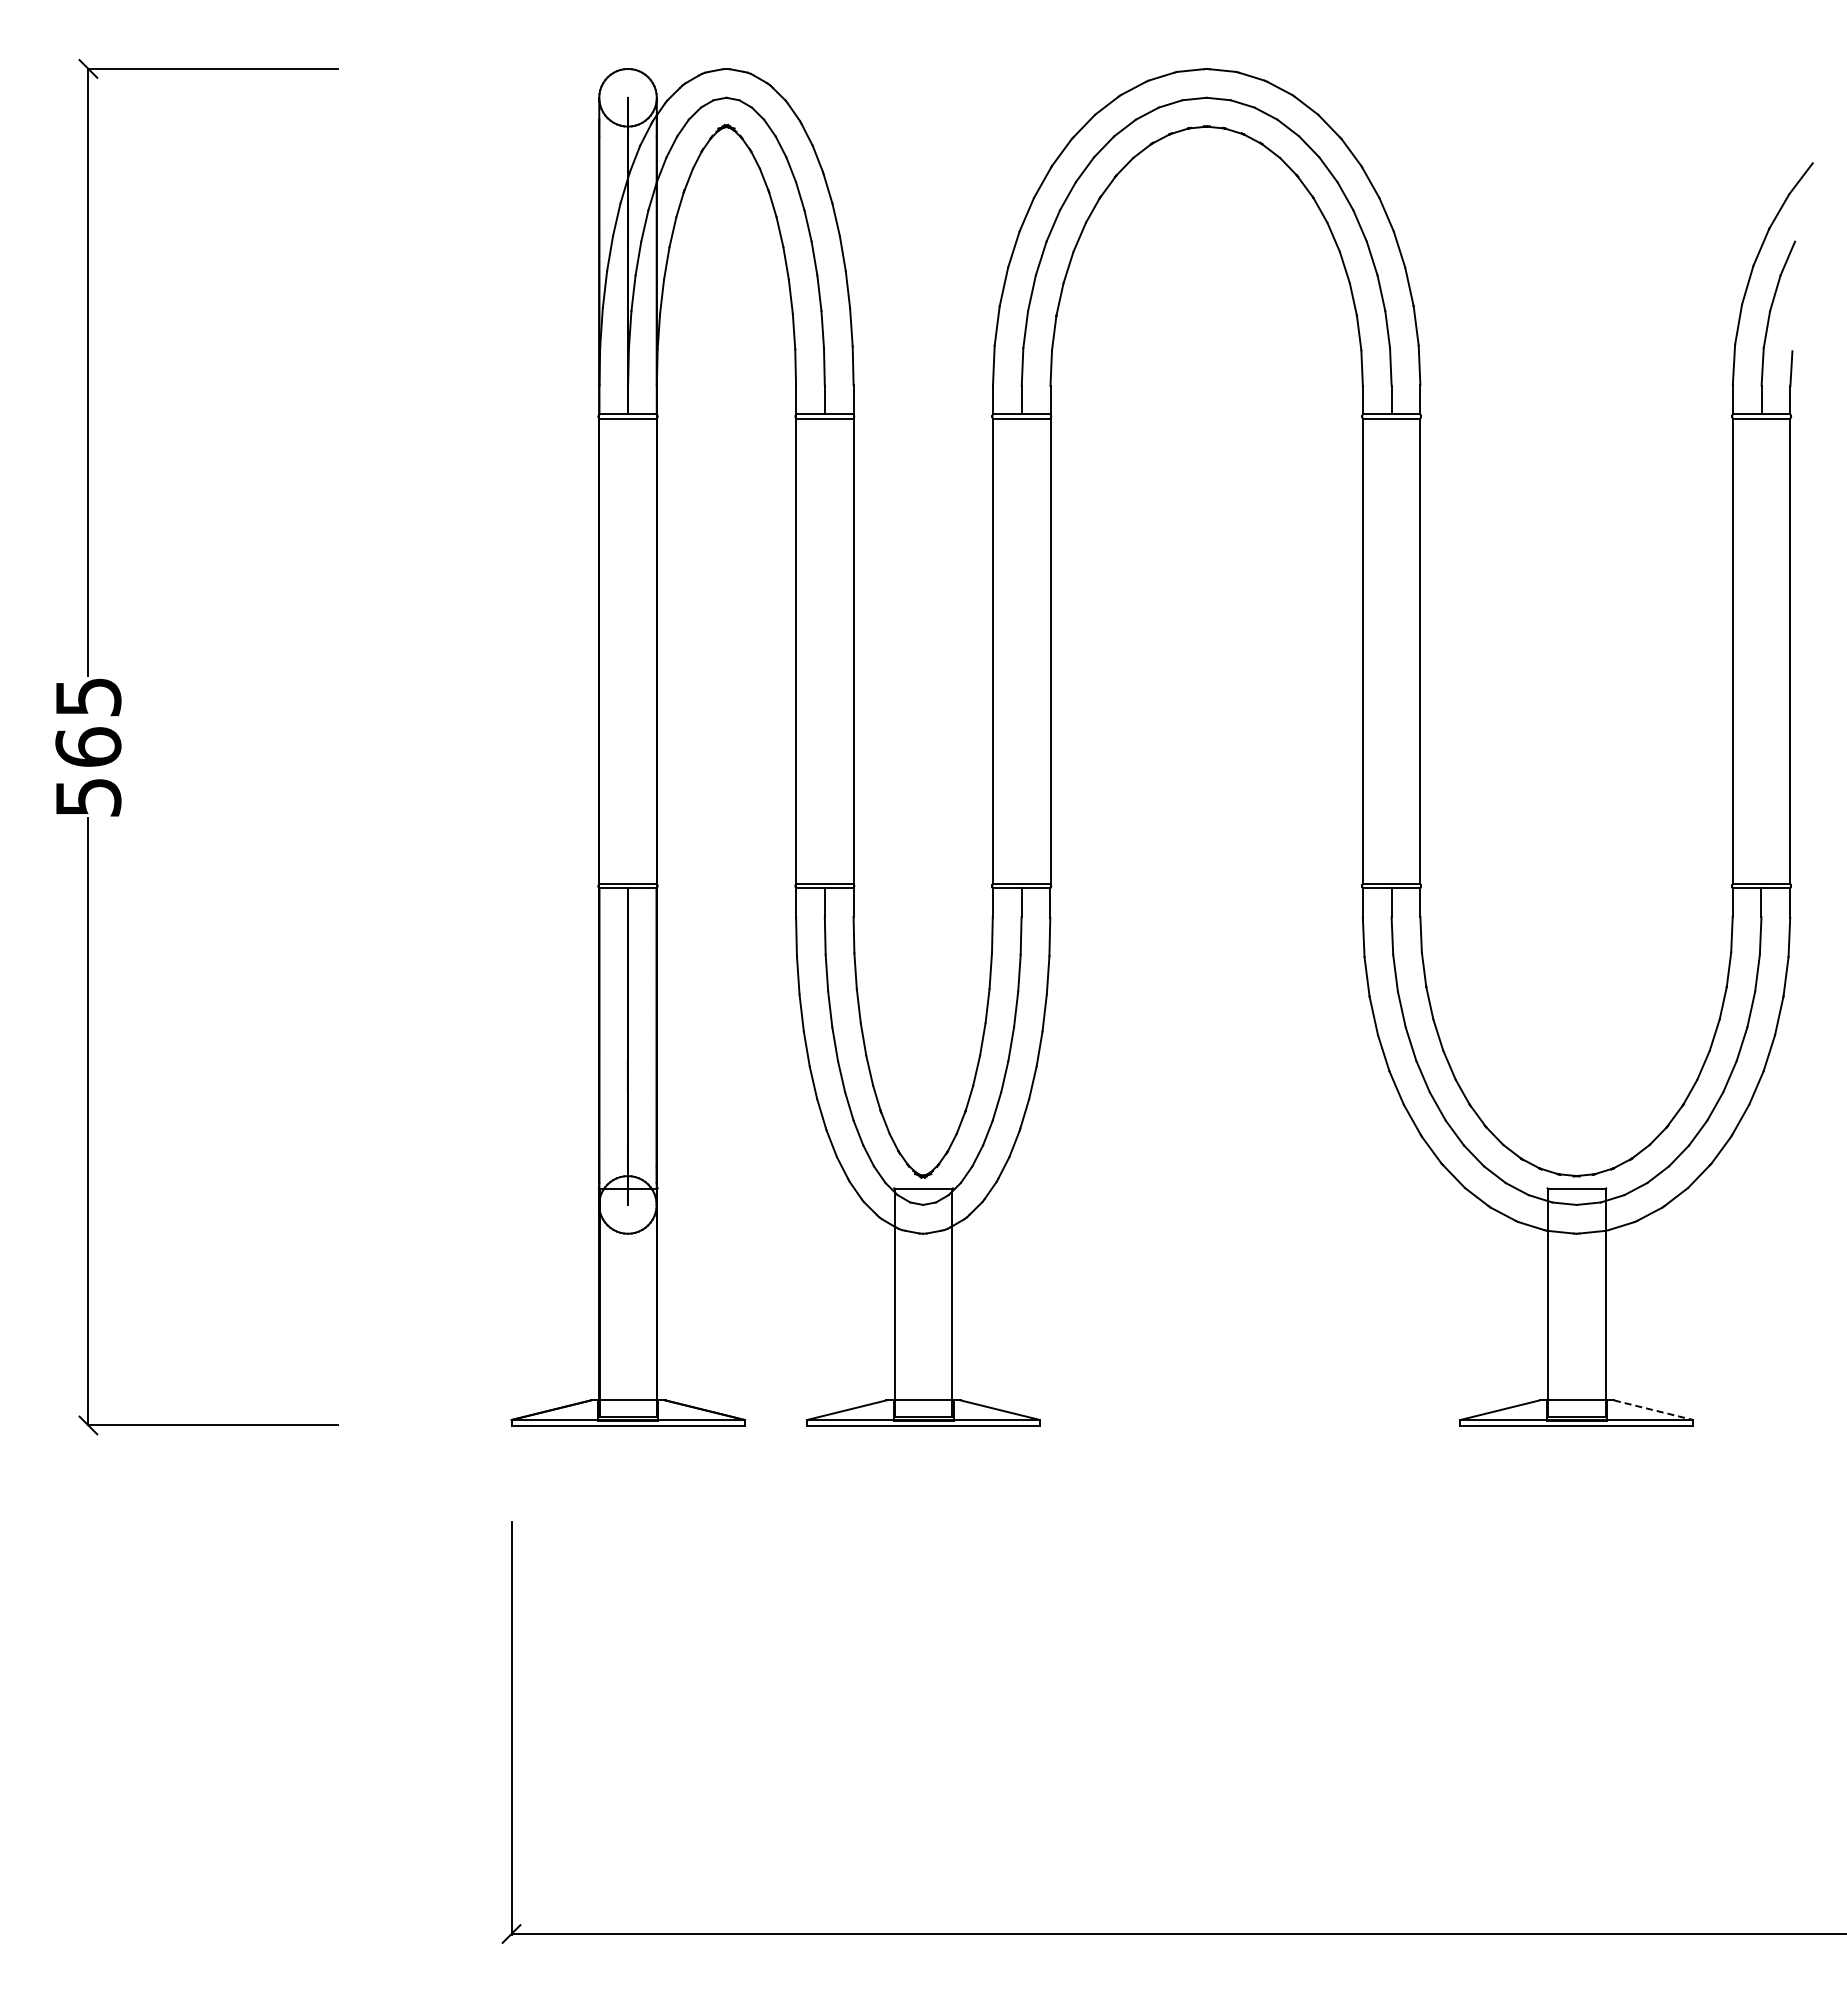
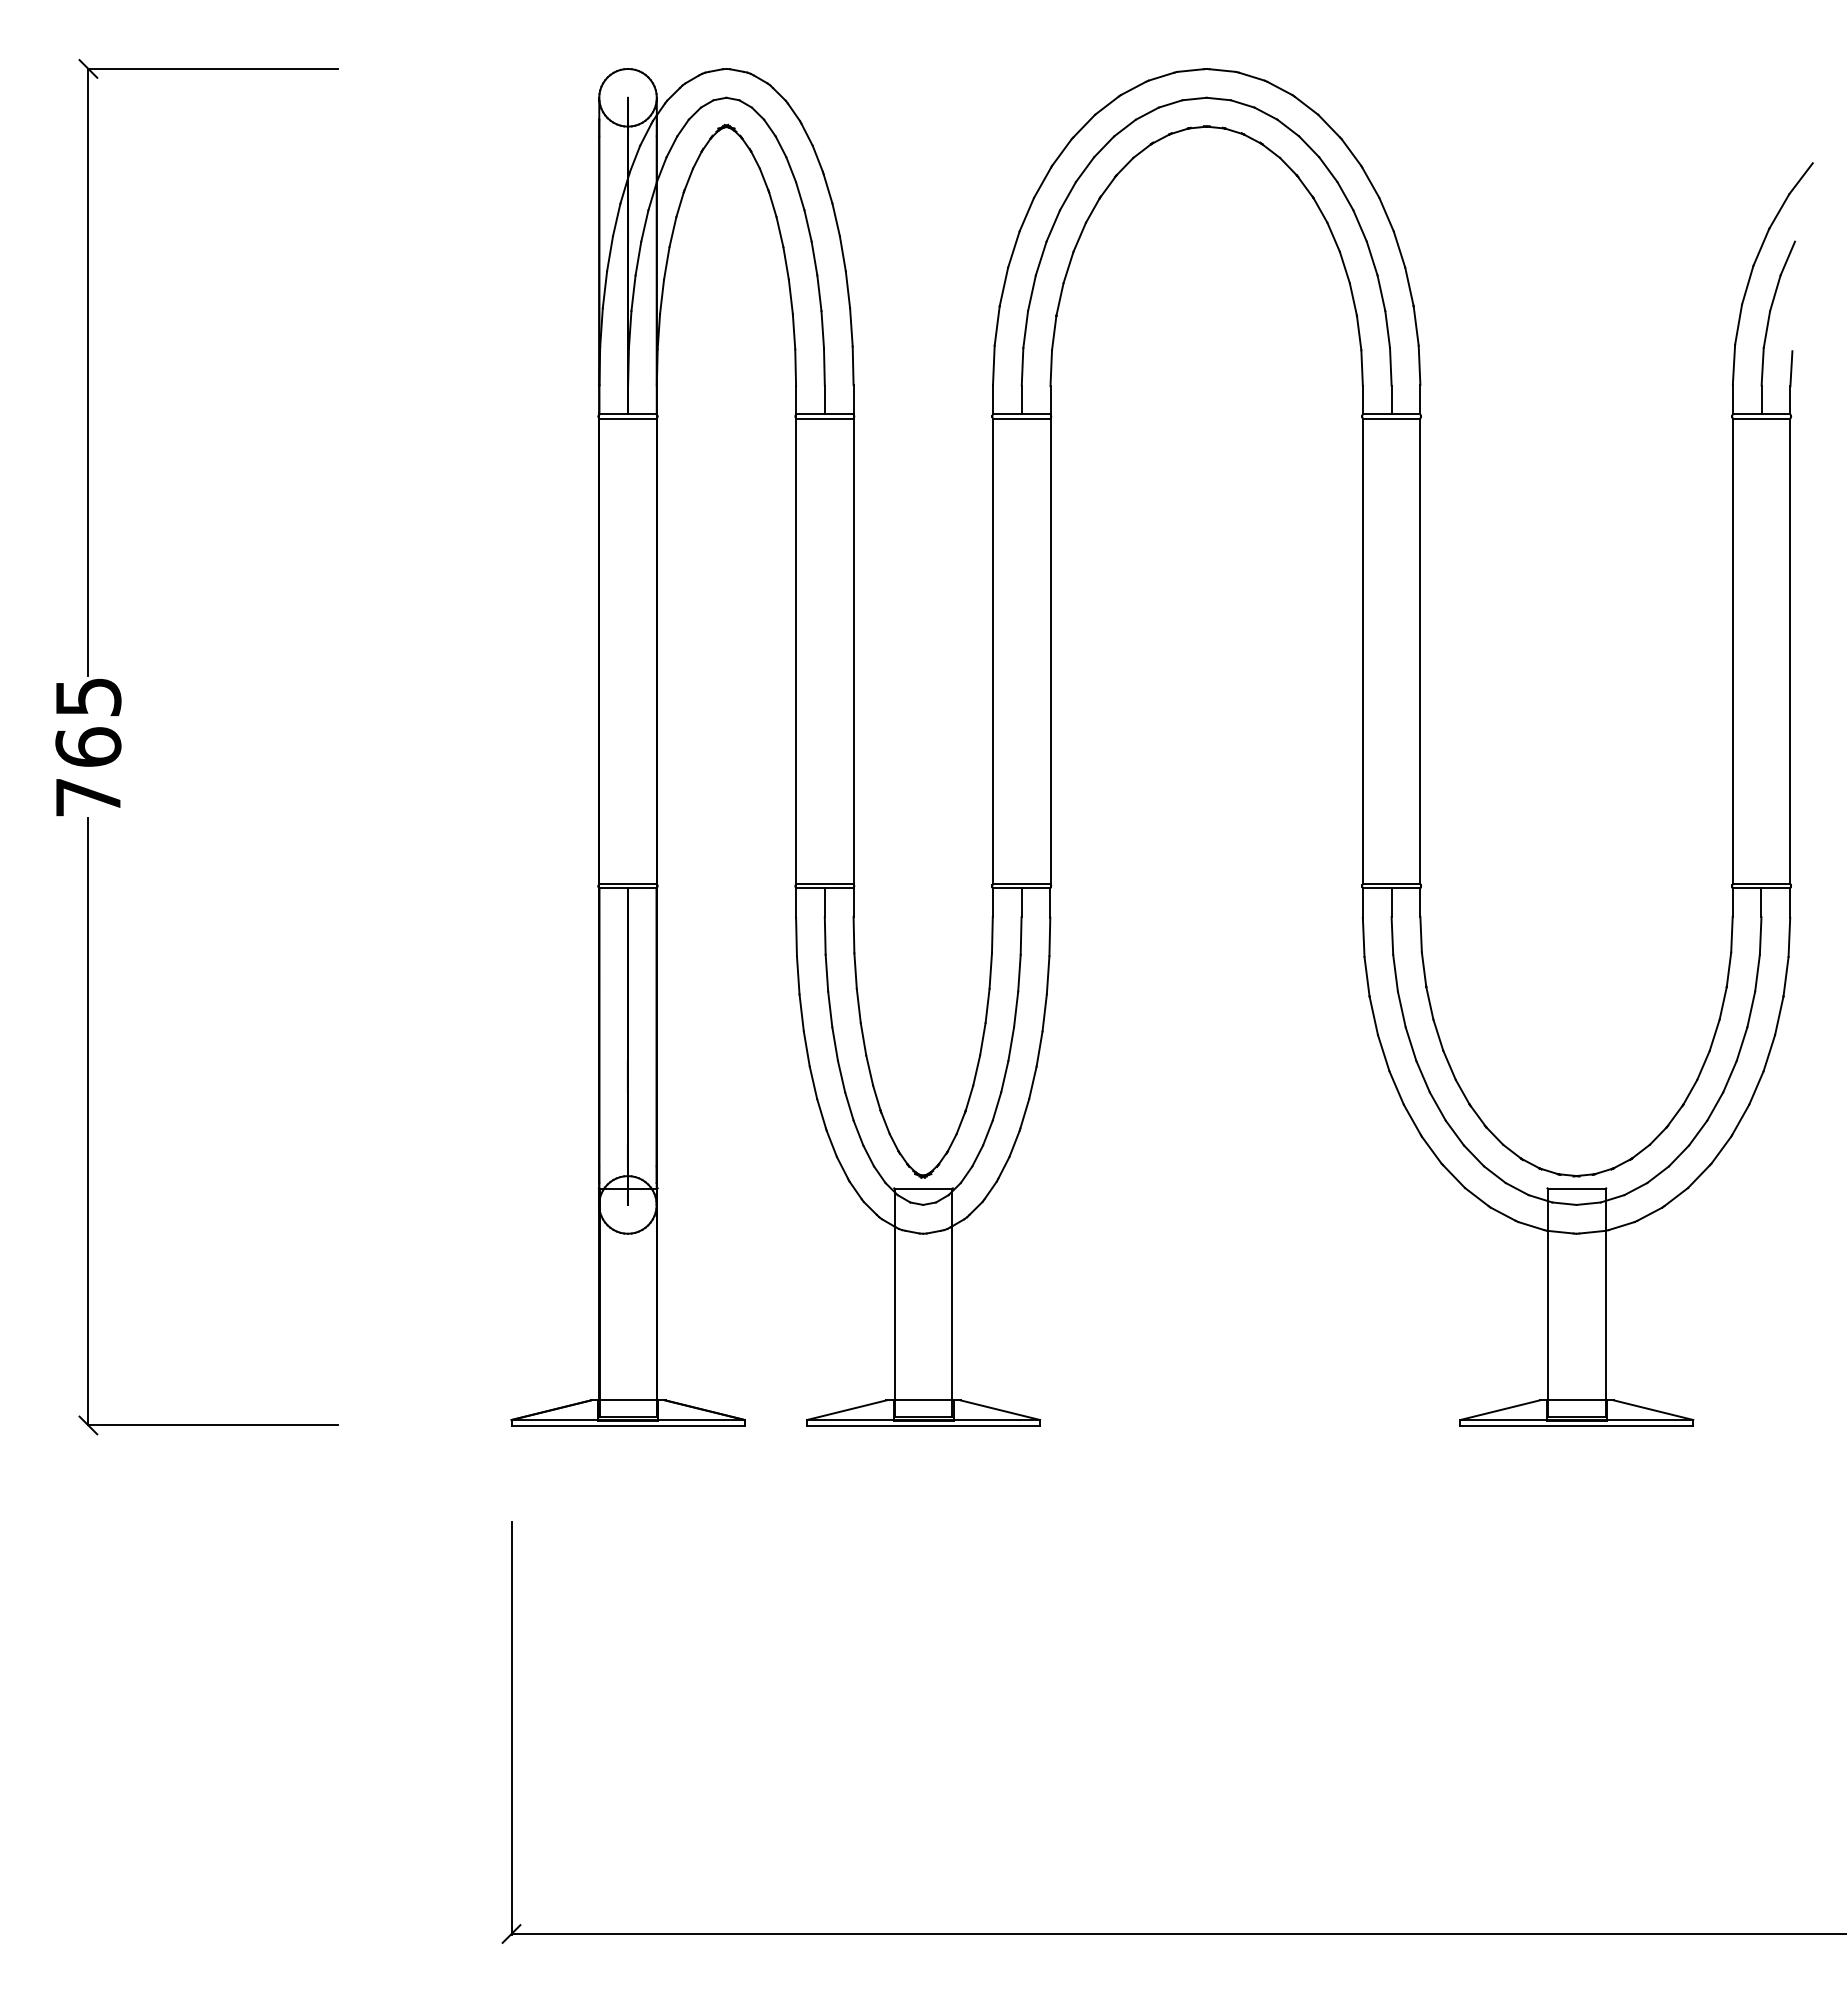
text: 565 -> 765 (88, 797)
line: dashed -> solid (1653, 1410)
